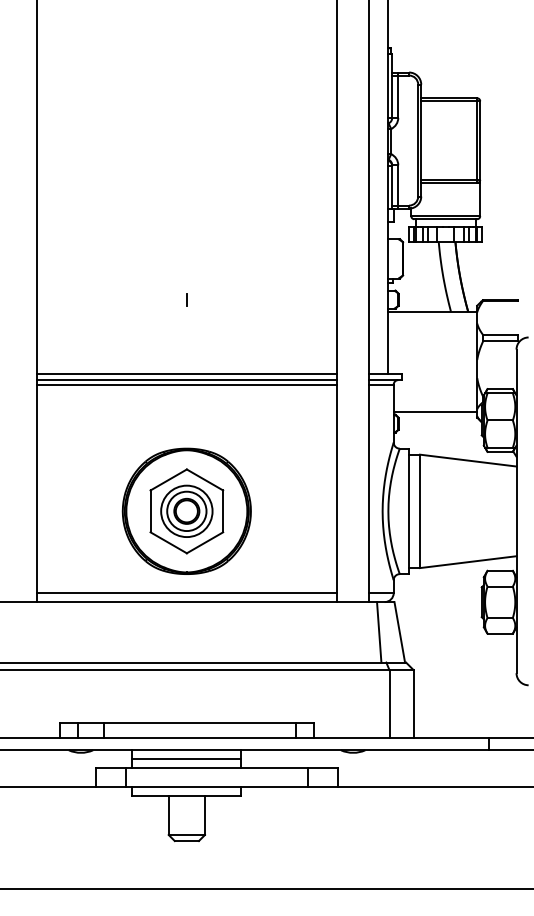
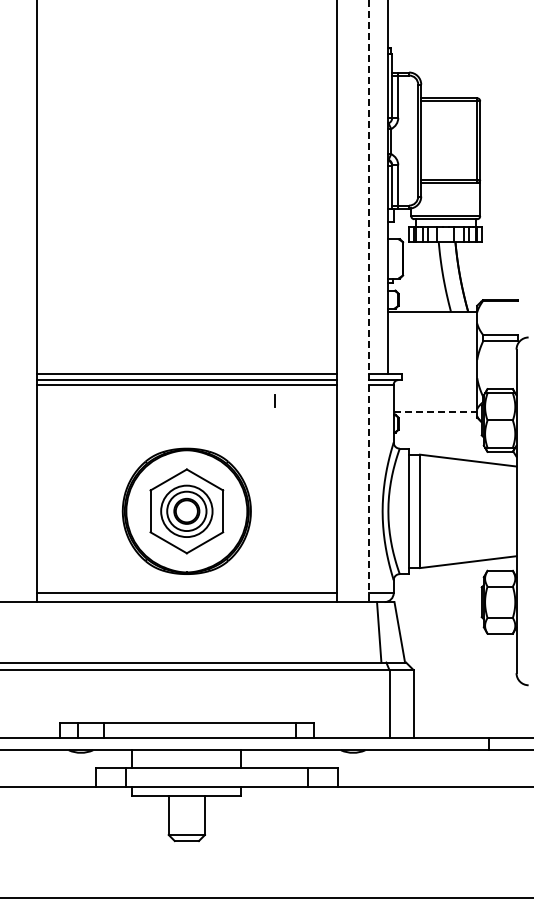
line position: (186, 299) -> (274, 400) (274, 400)
line: solid -> dashed (368, 301)
line: solid -> dashed (435, 411)
line: present -> none (186, 759)
line position: (266, 888) -> (266, 897) (266, 897)
